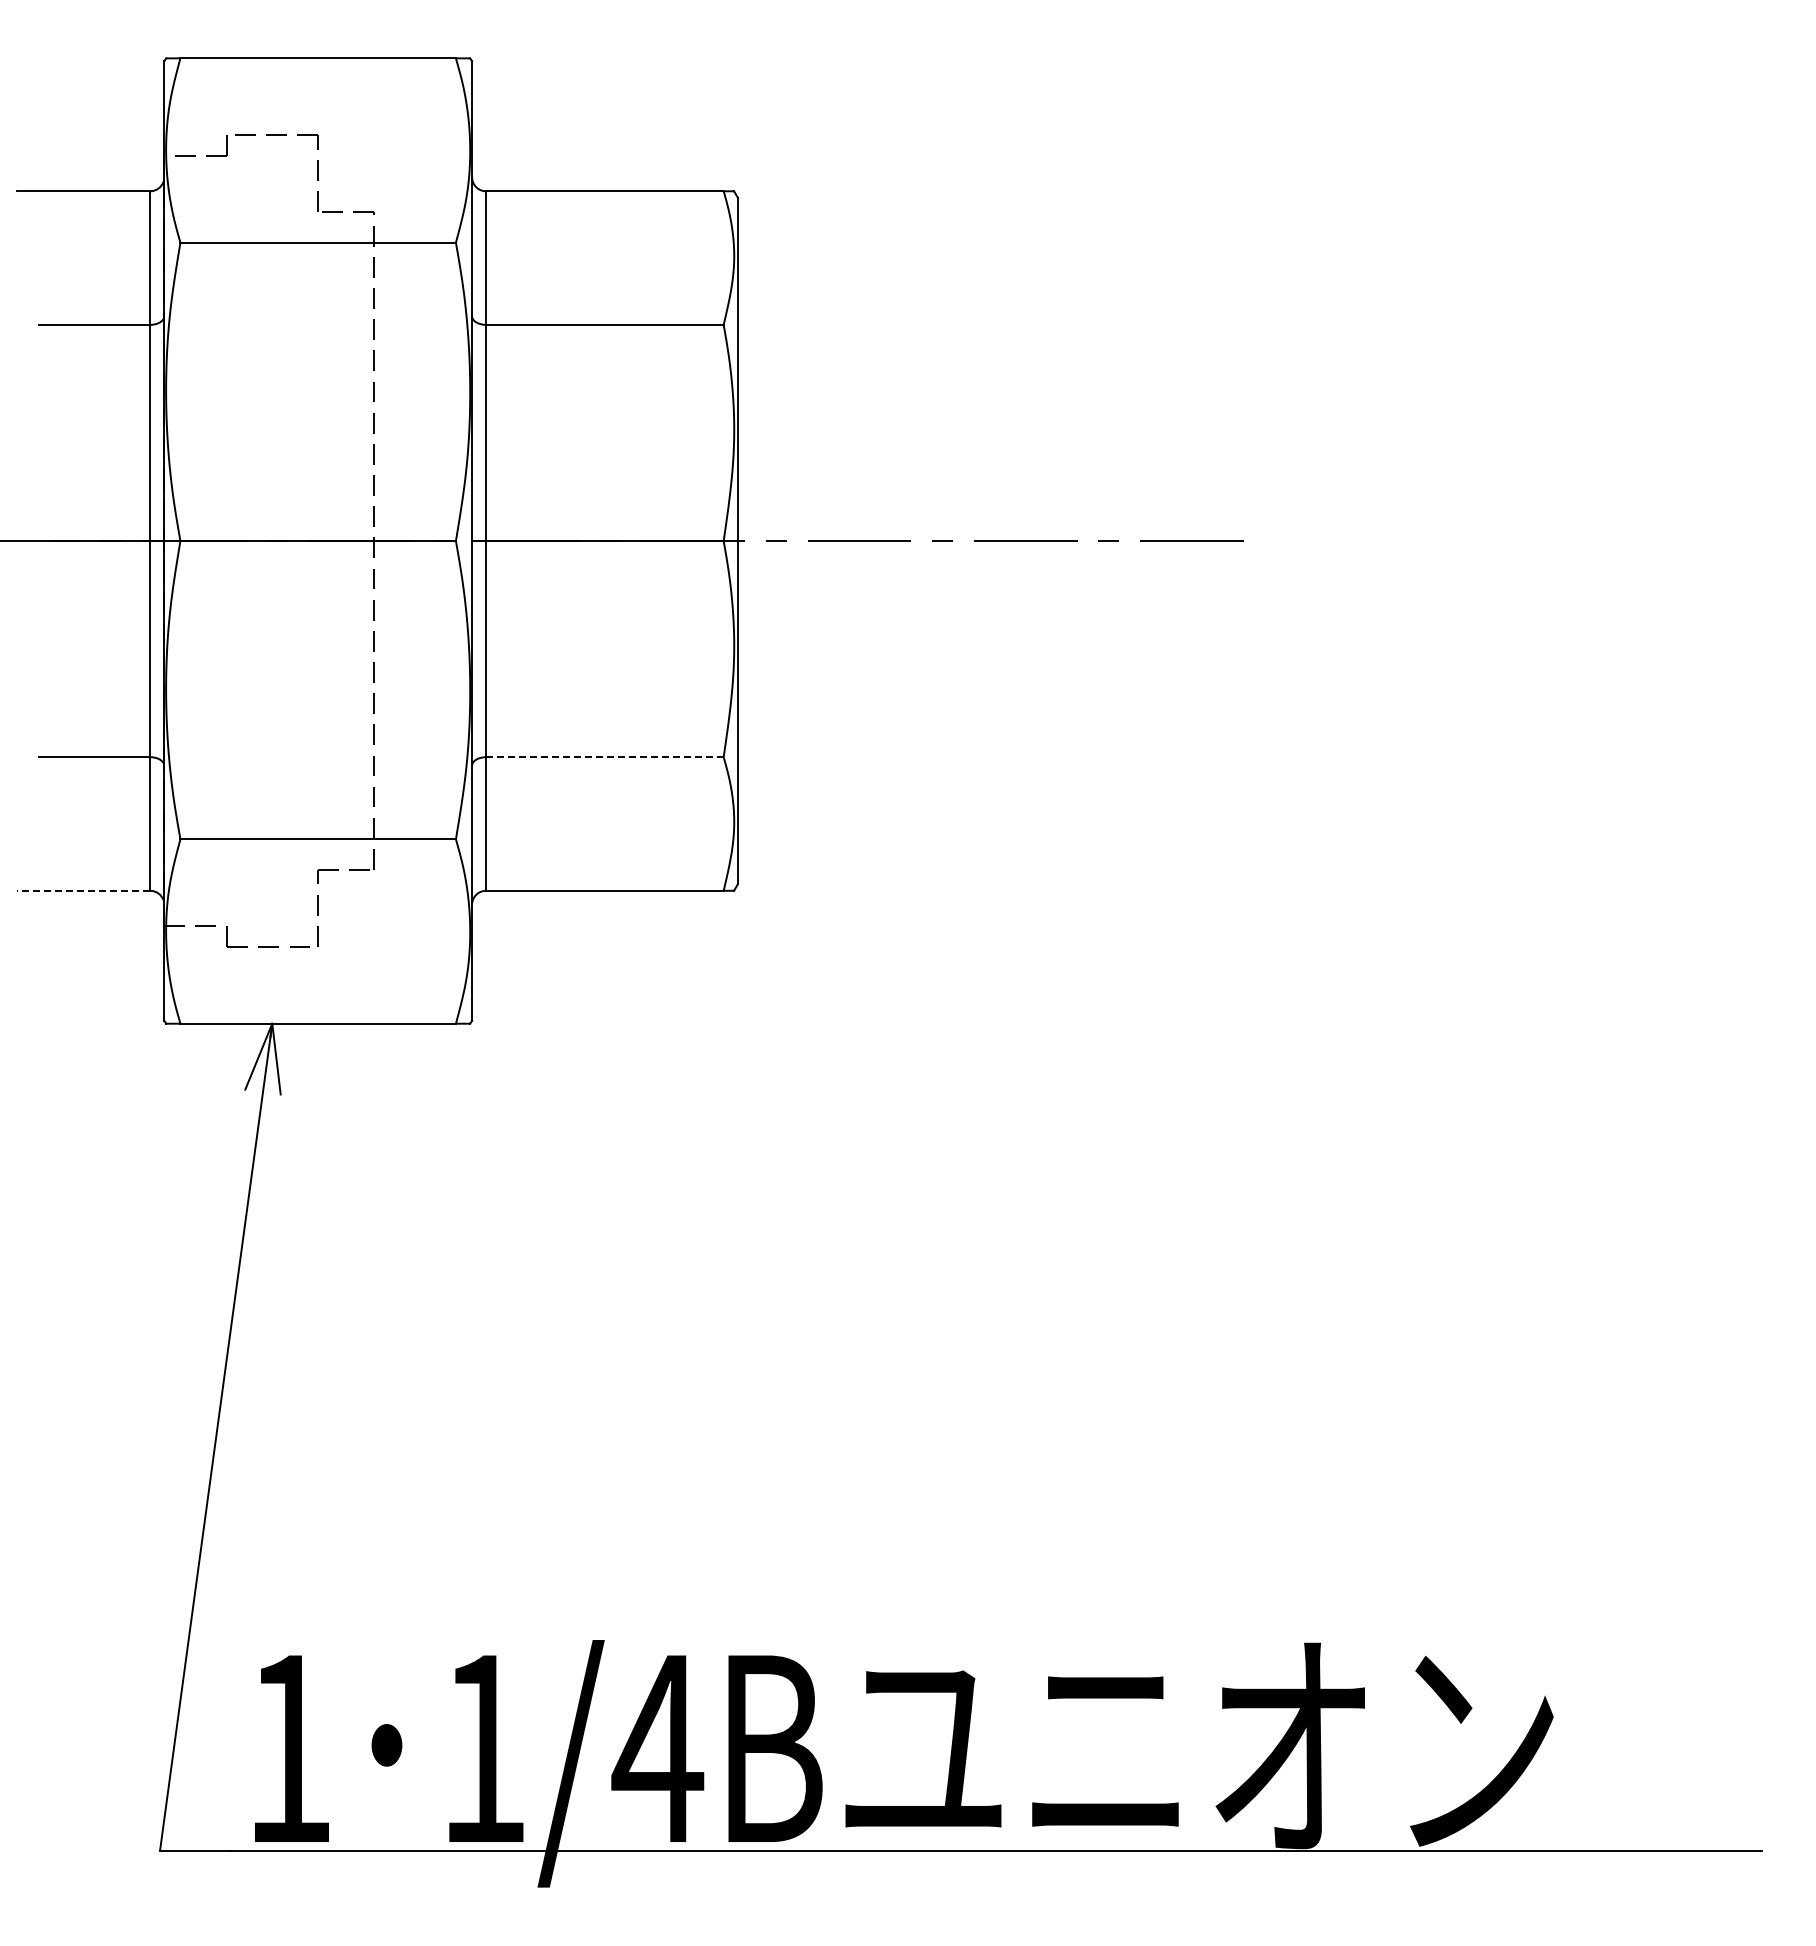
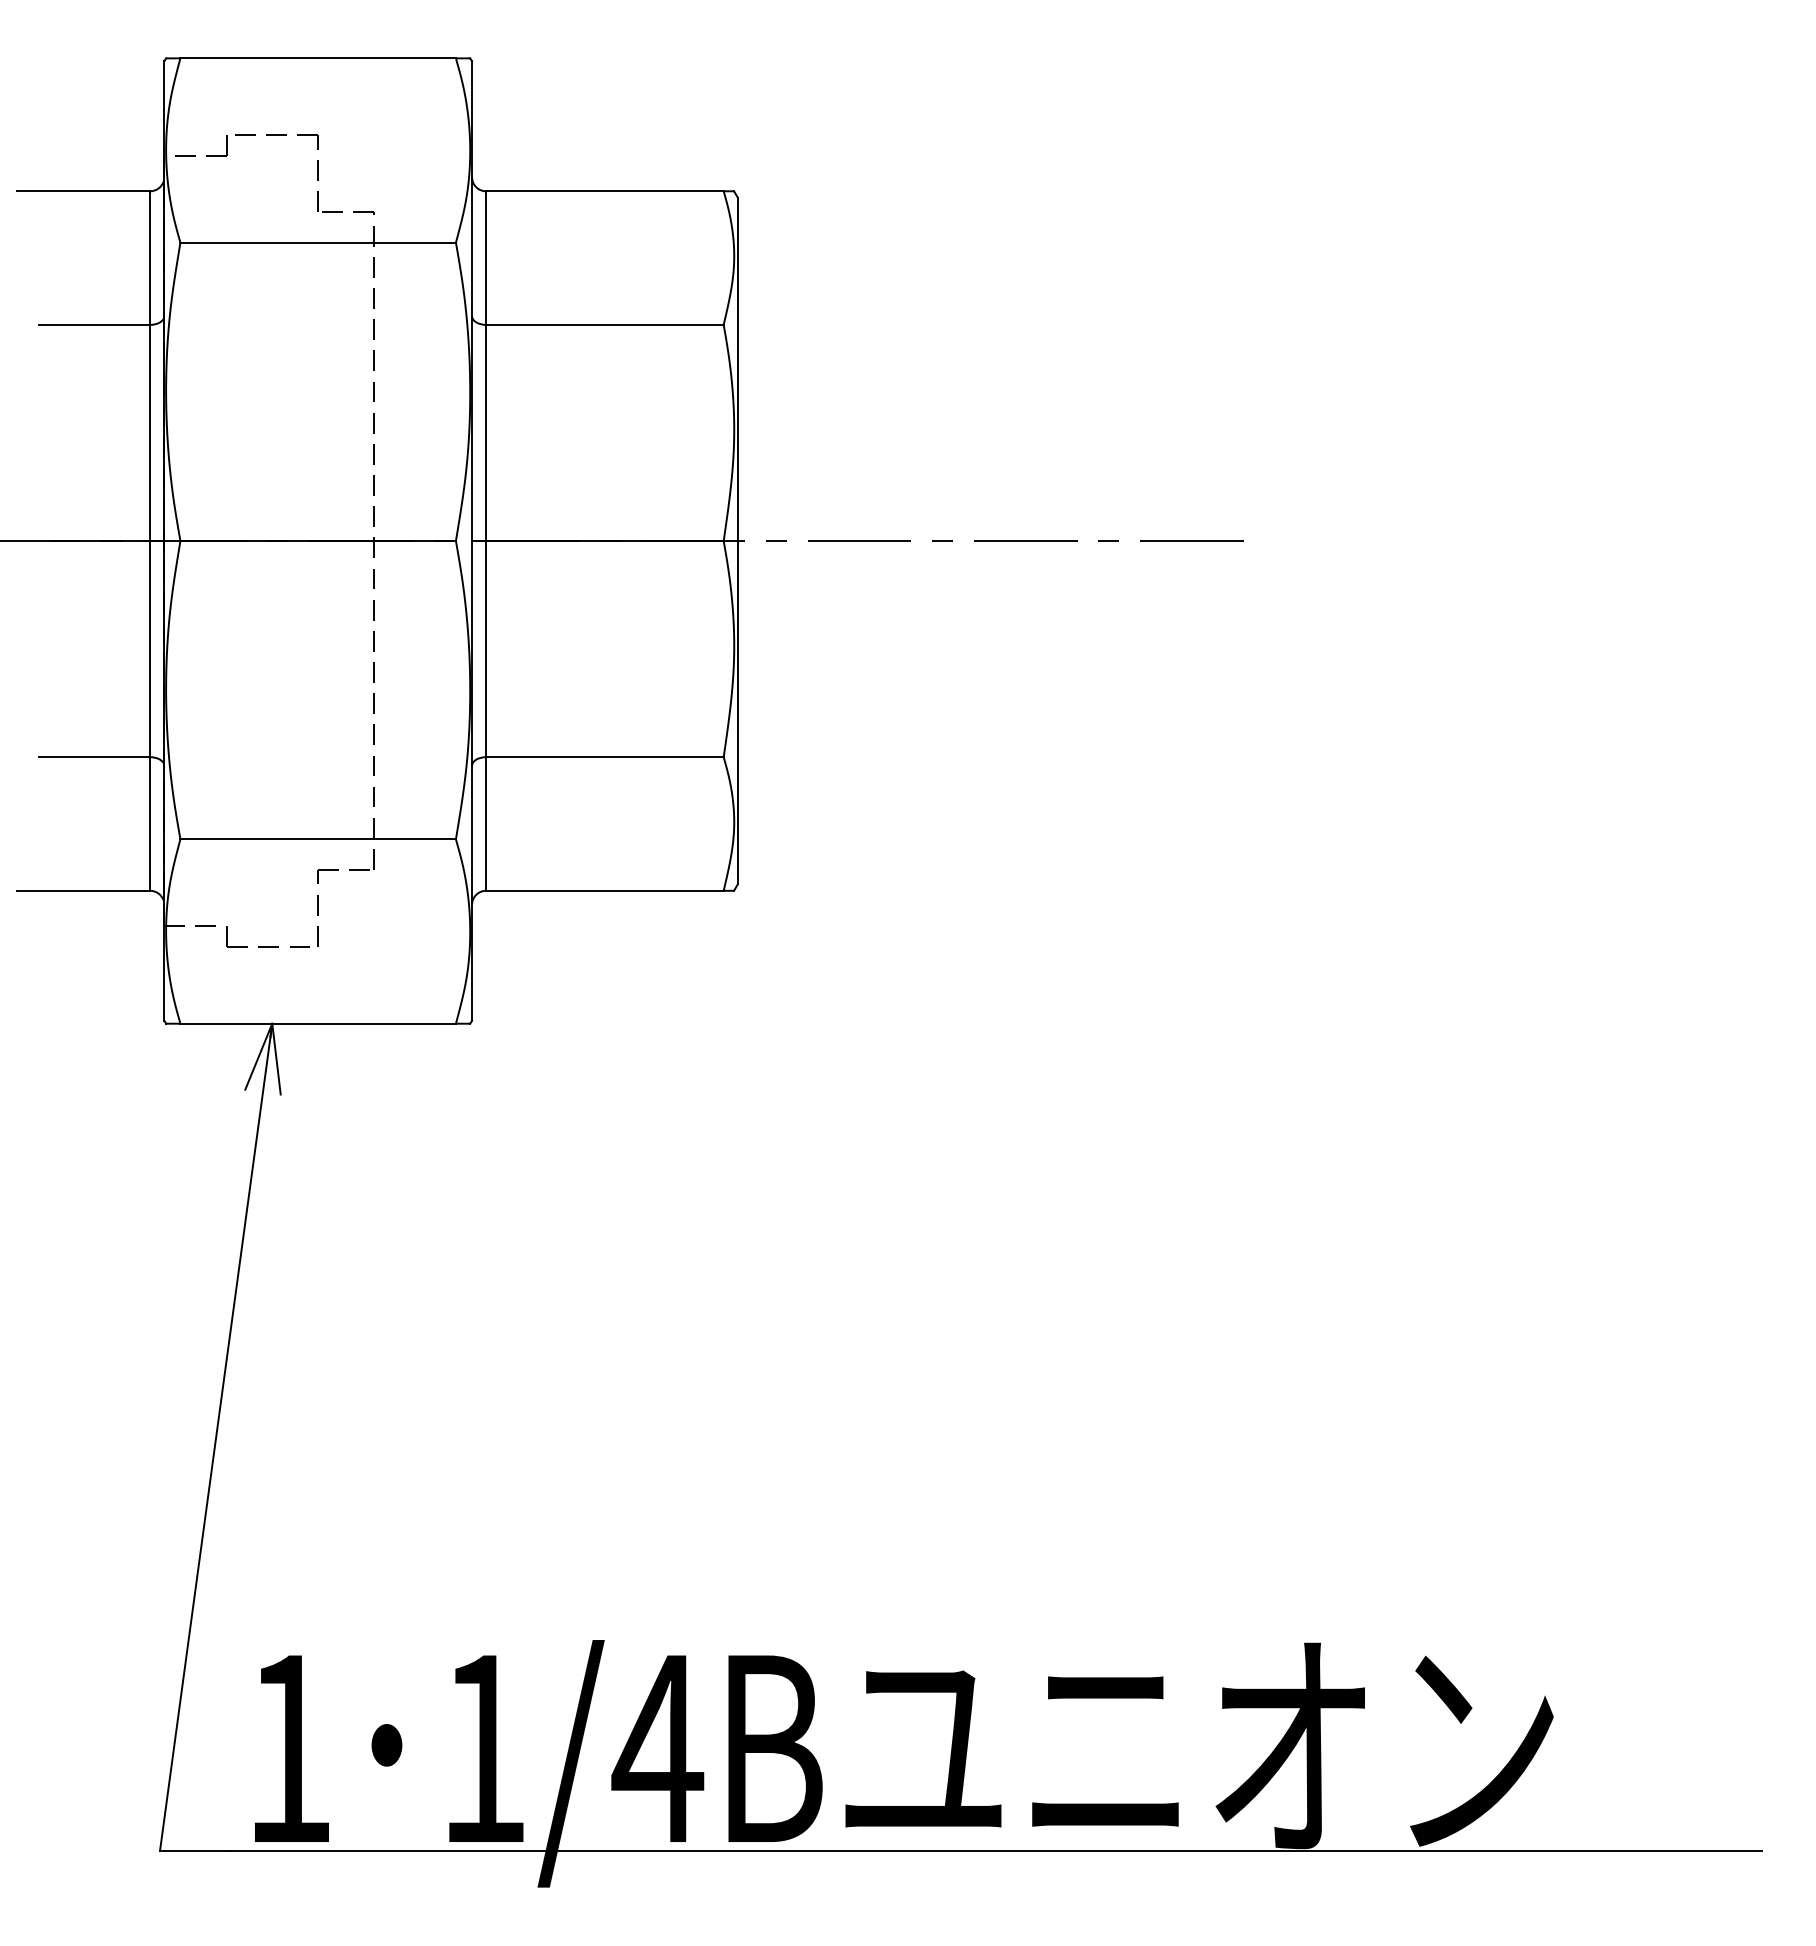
line: dashed -> solid (604, 757)
line: dashed -> solid (83, 890)
